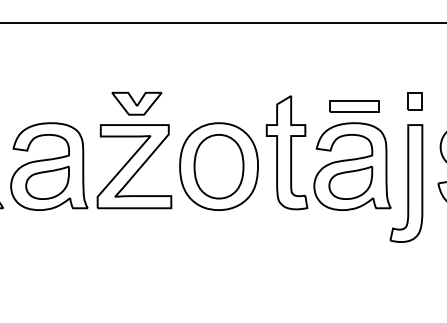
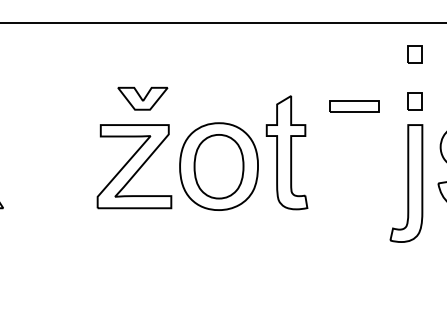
part: none -> present (414, 54)
part position: (136, 103) -> (142, 98) (142, 98)
part: present -> none (49, 166)
part: present -> none (352, 166)
